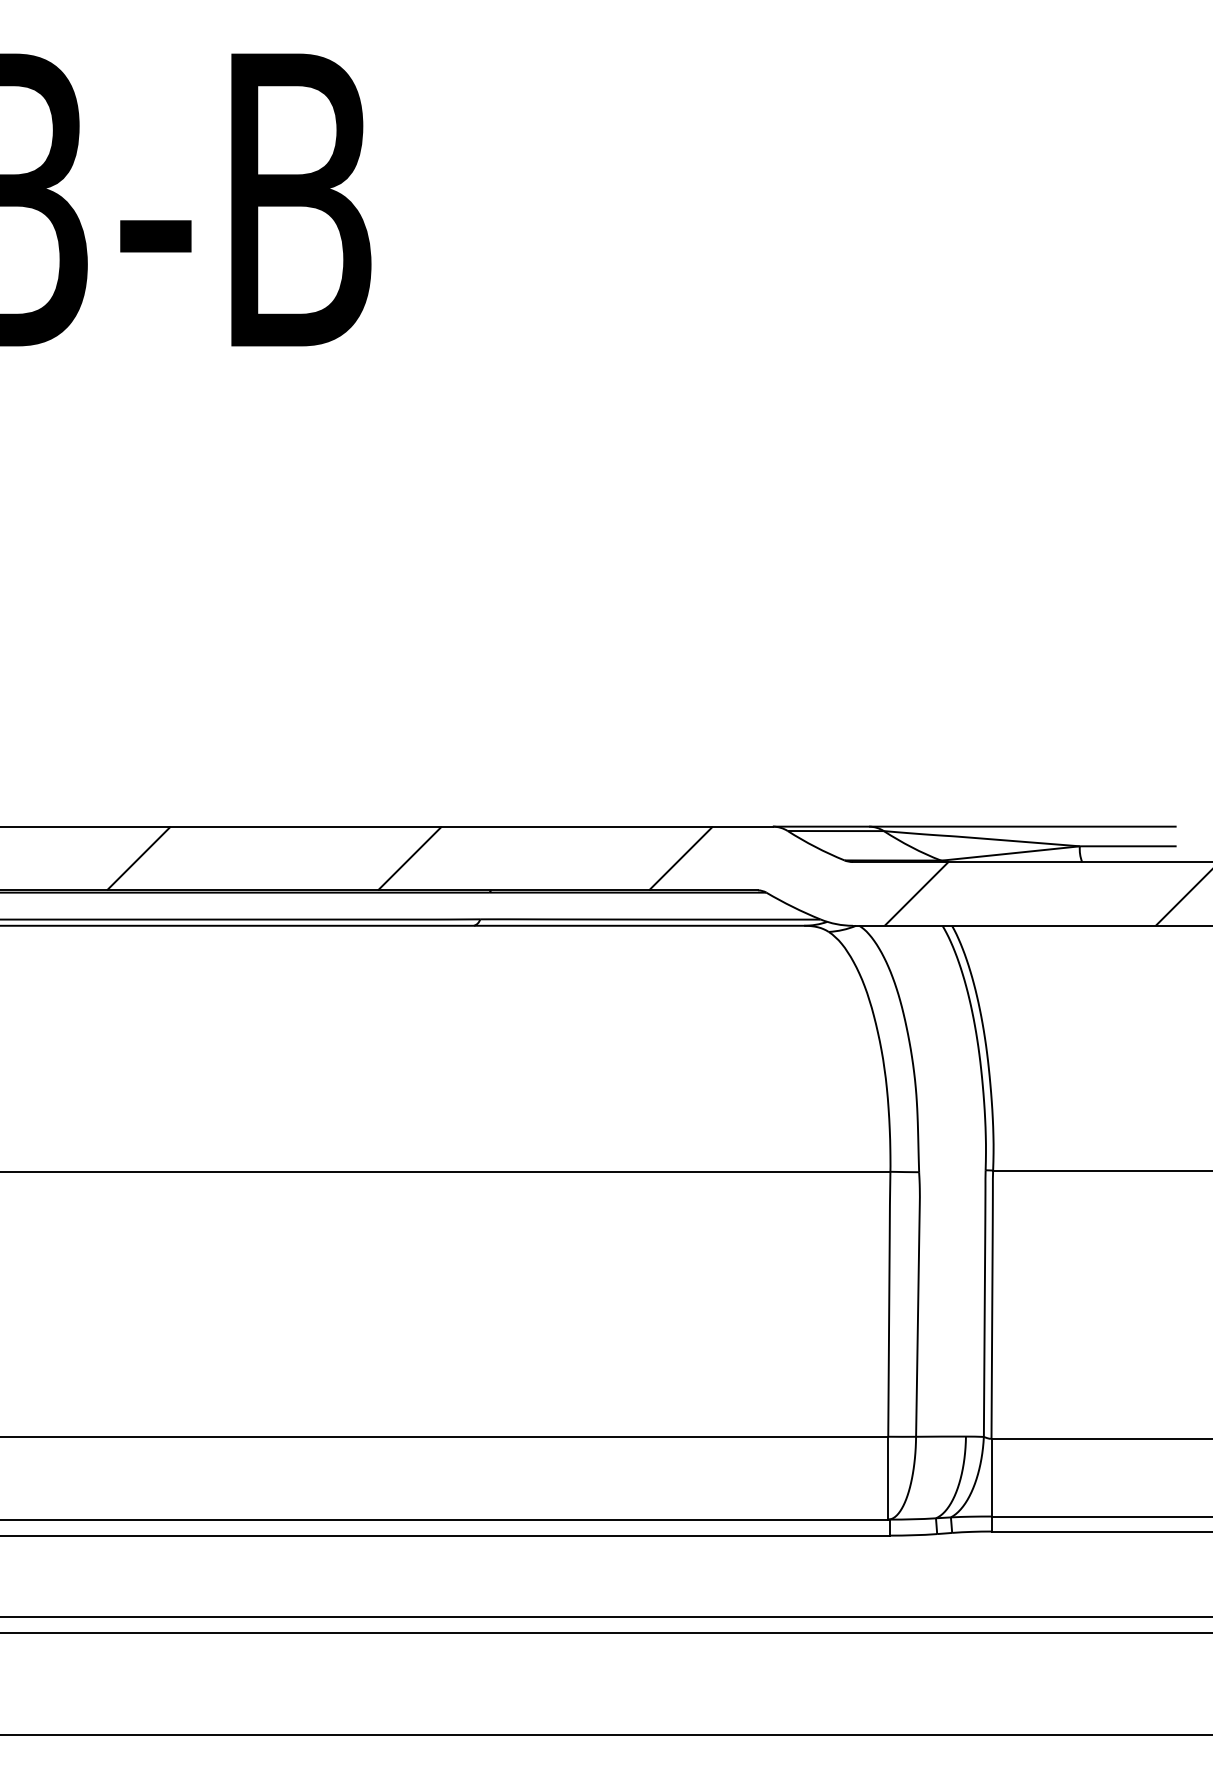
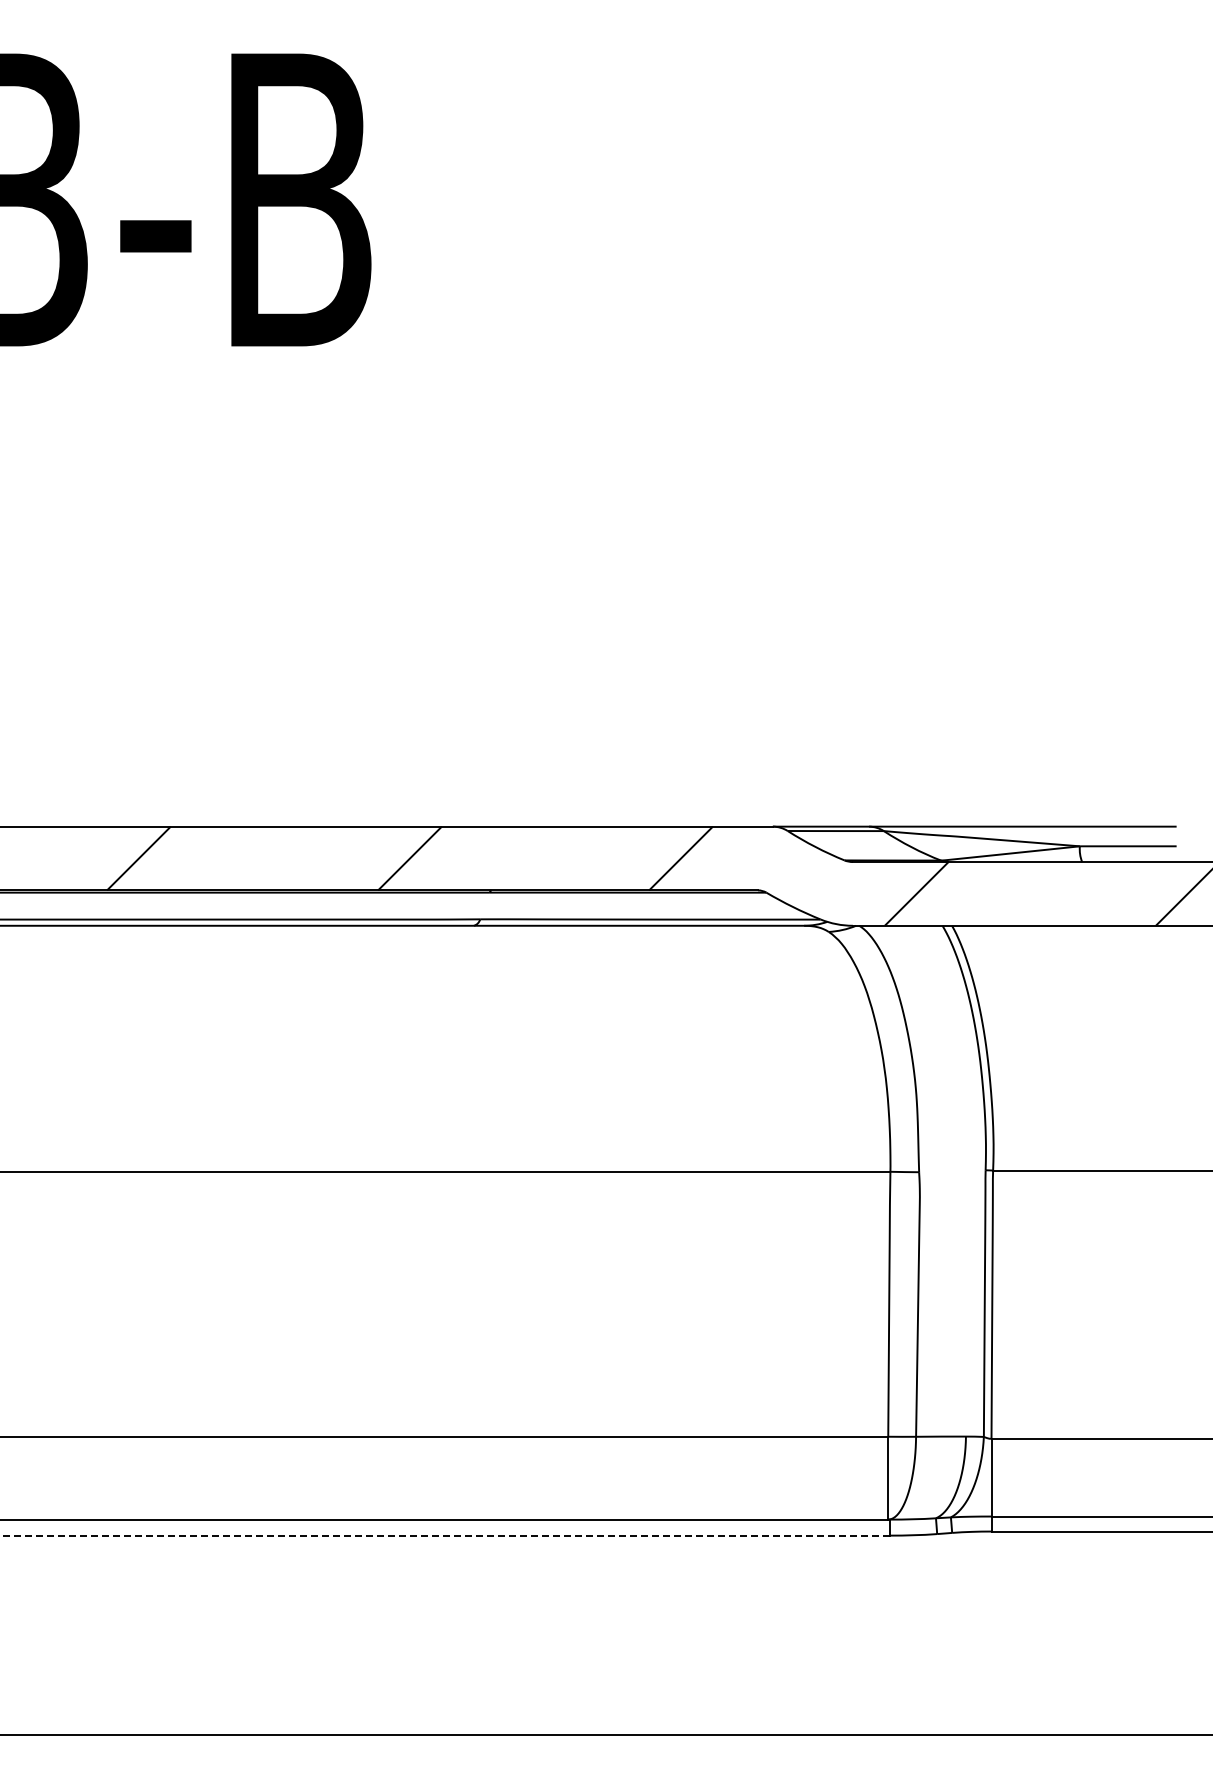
line: solid -> dashed (445, 1535)
line: present -> none (605, 1617)
line: present -> none (605, 1632)
